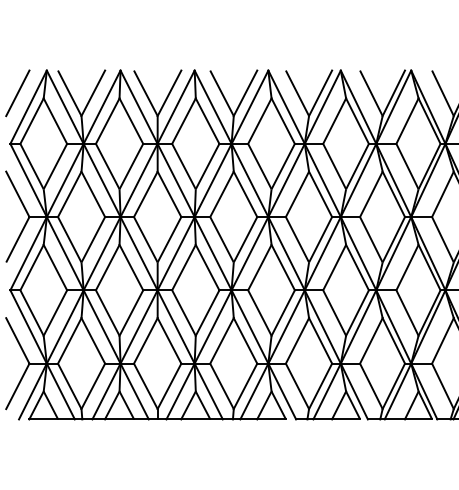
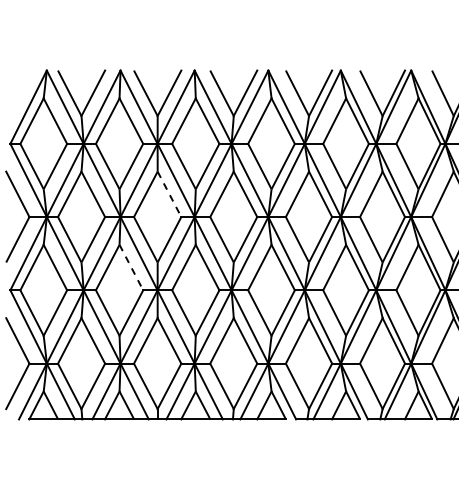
line: present -> none (17, 93)
line: solid -> dashed (169, 194)
line: solid -> dashed (131, 267)
